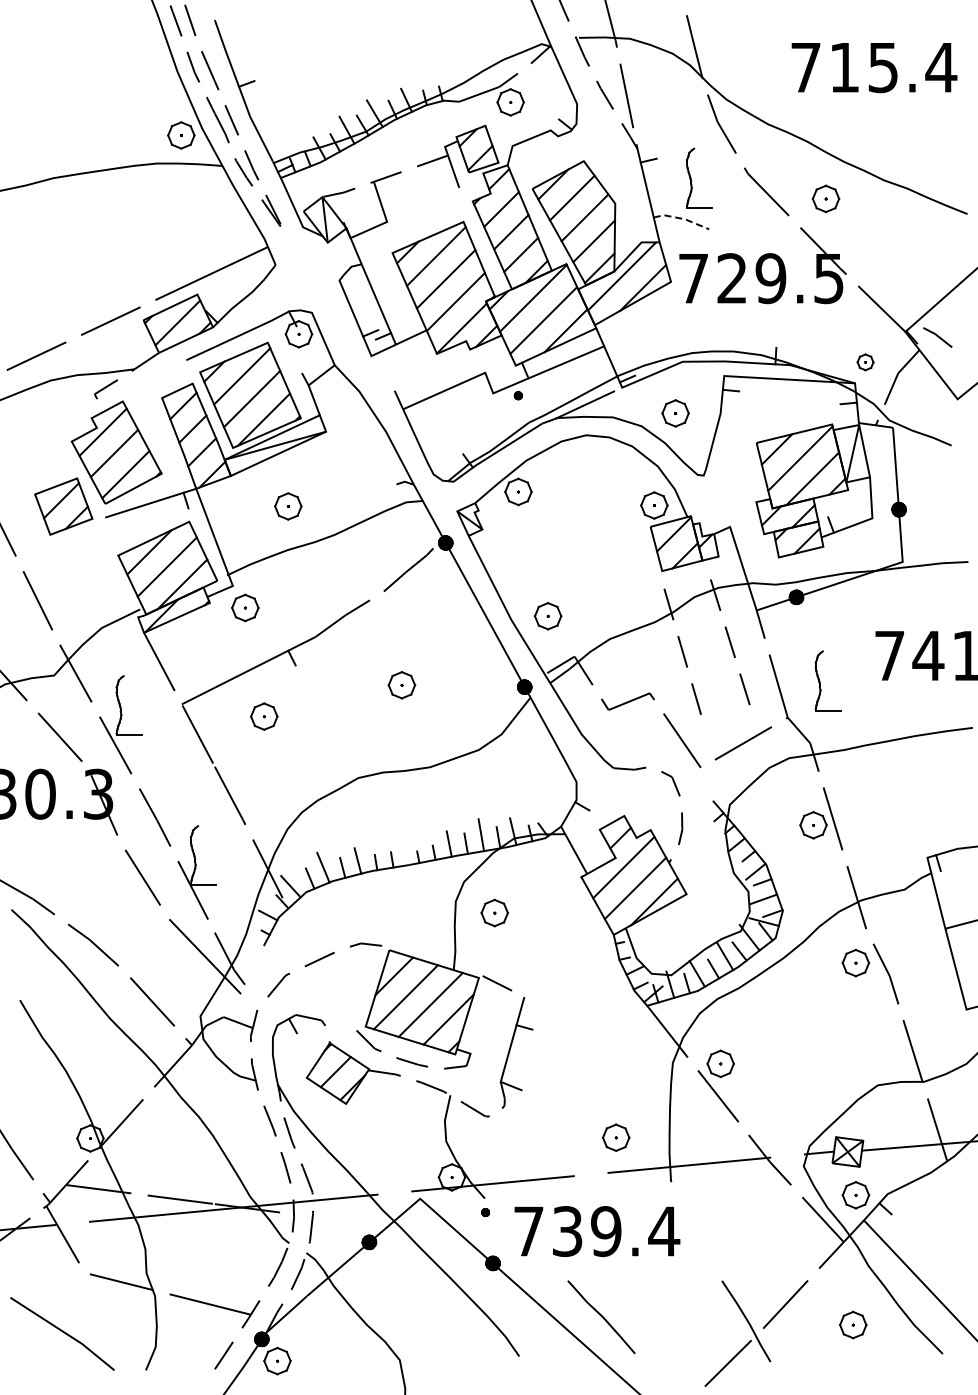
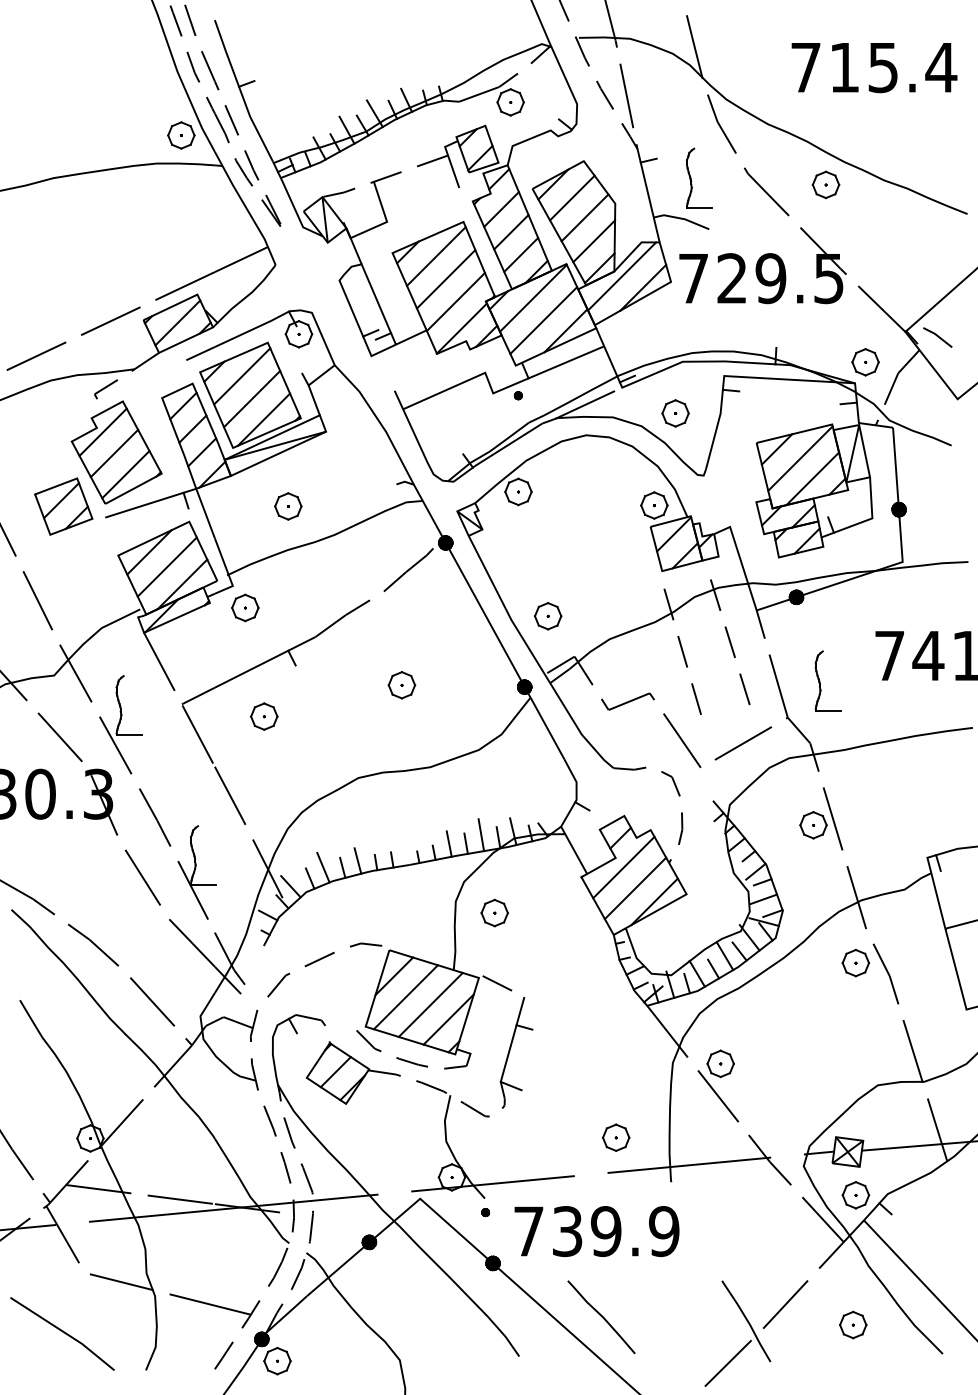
part position: (825, 198) -> (825, 184) (825, 184)
line: dashed -> solid (682, 218)
part size: 19x19 px -> 29x29 px (865, 362)
text: 739.4 -> 739.9 (664, 1231)
